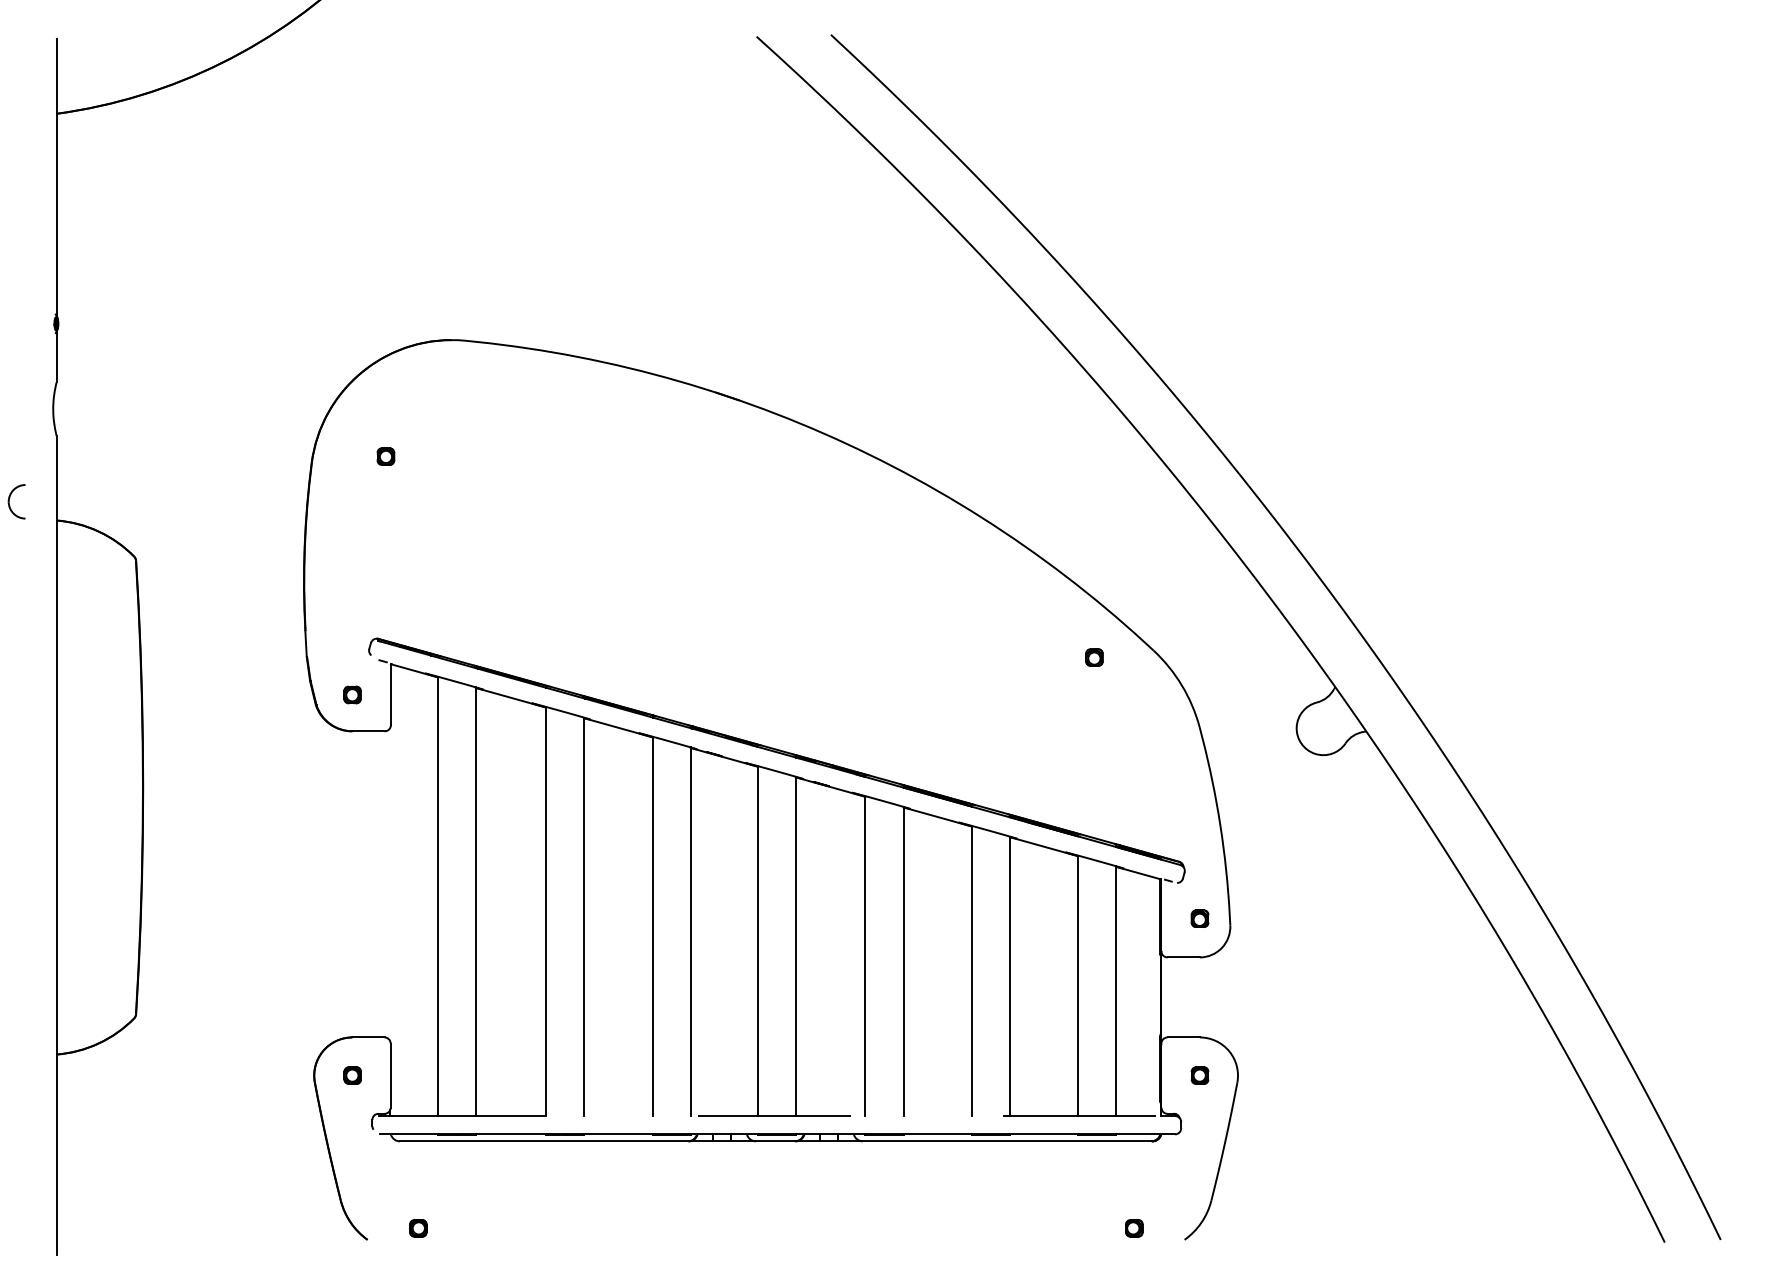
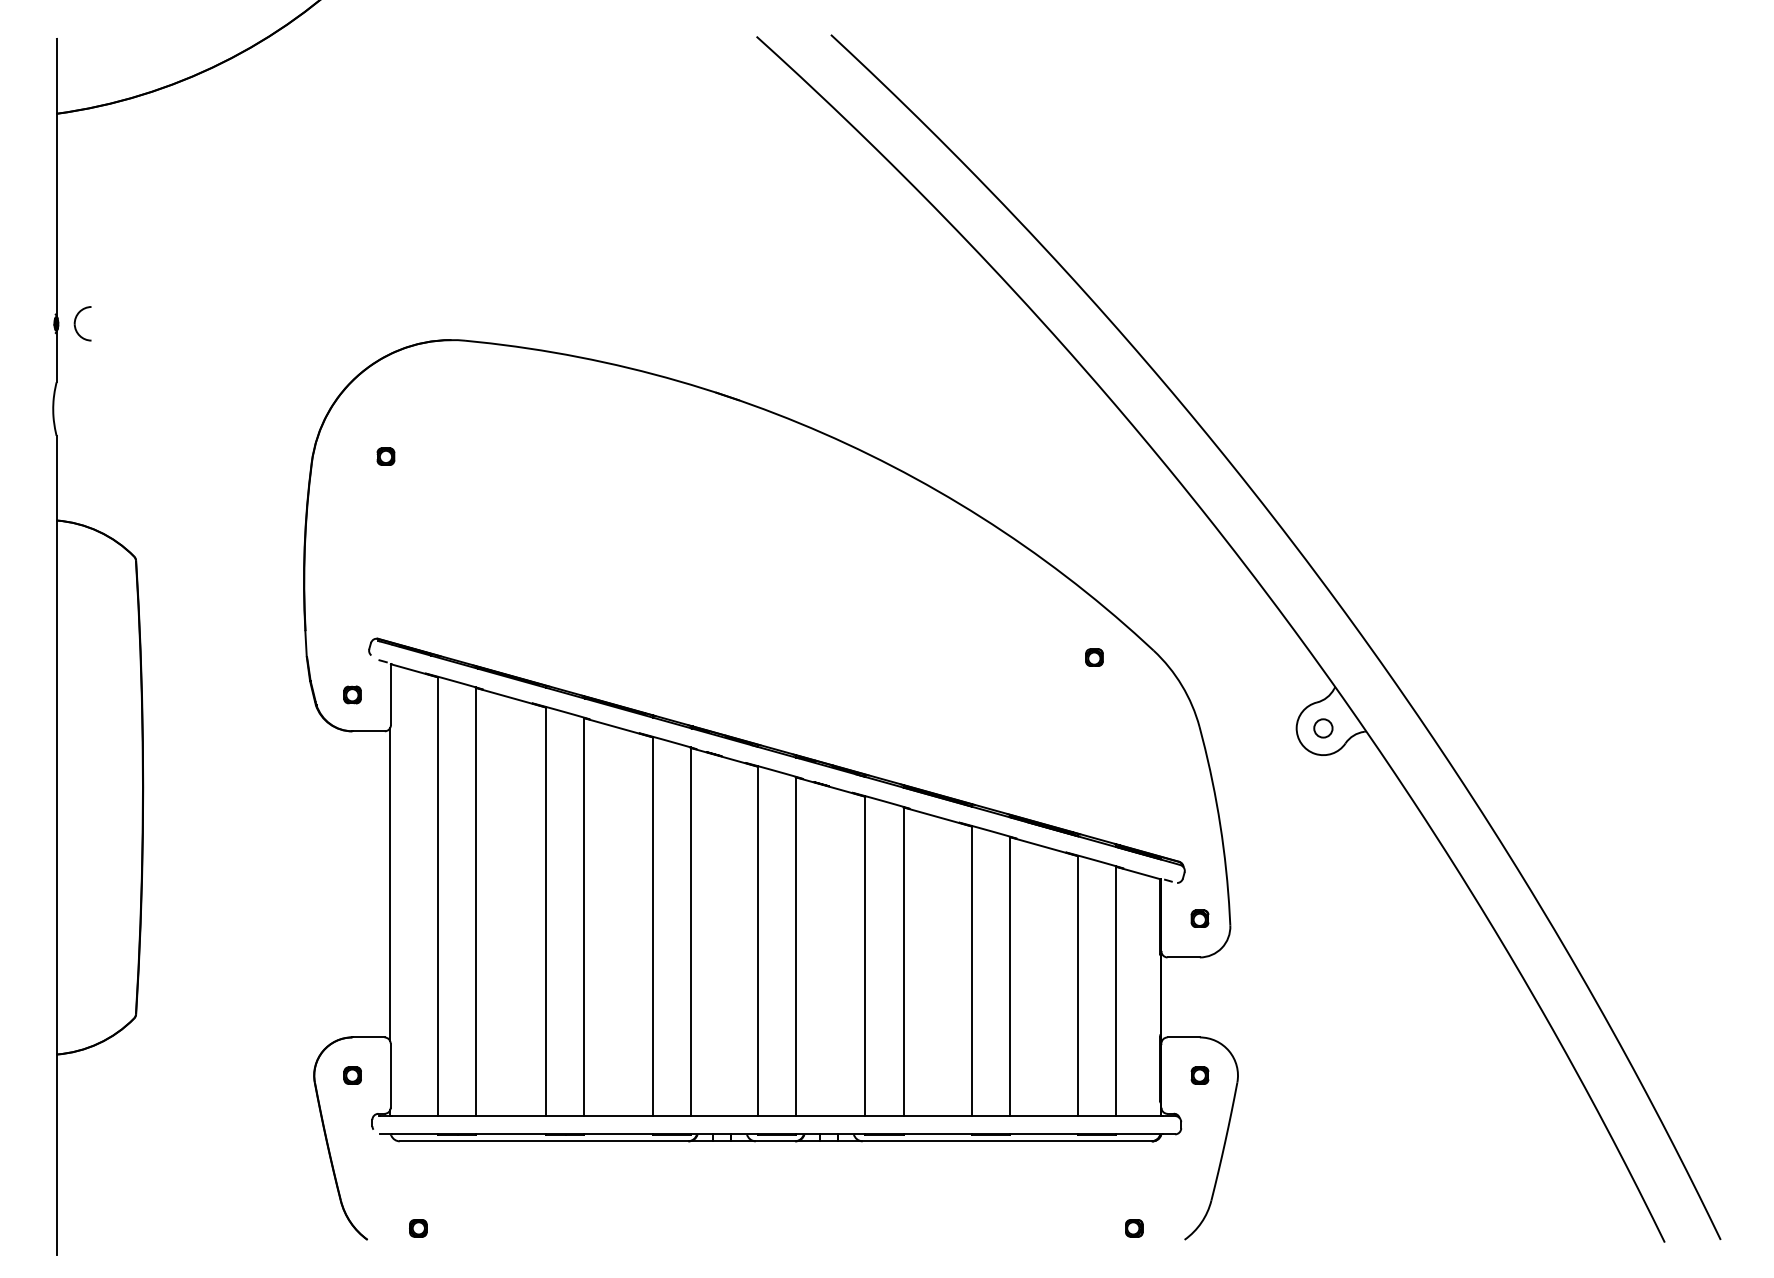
part position: (9, 501) -> (75, 323) (75, 323)
circle: none -> present (1323, 728)
line: none -> present (390, 884)
line: dashed -> solid (778, 1116)
